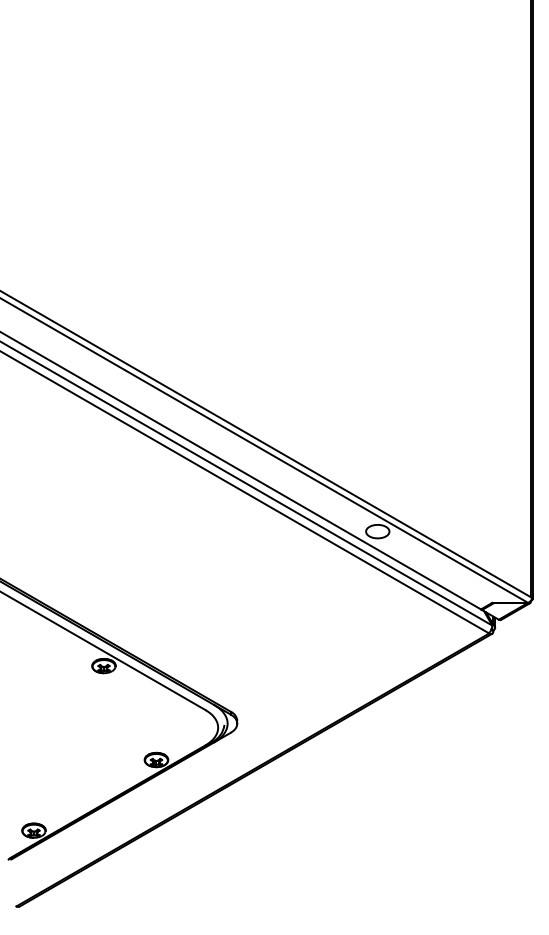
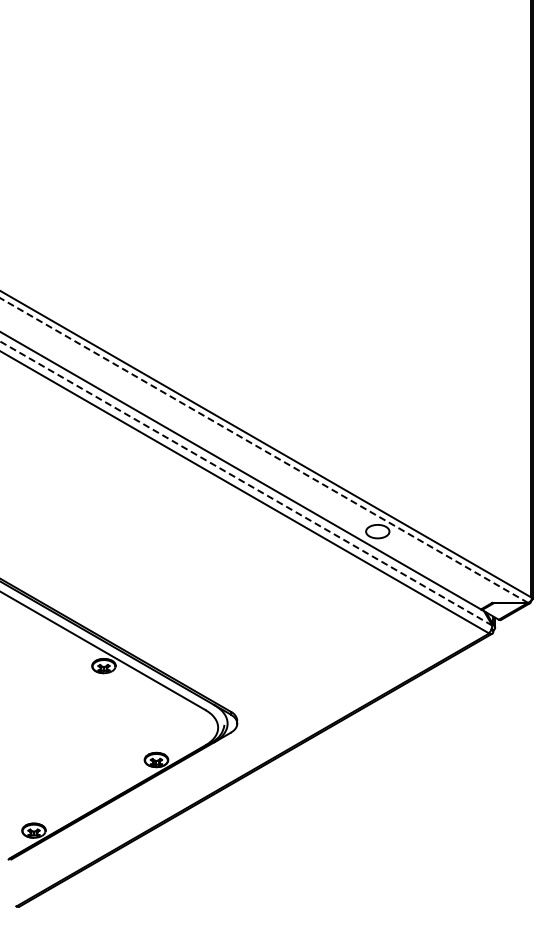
line: solid -> dashed (264, 450)
line: solid -> dashed (246, 483)
